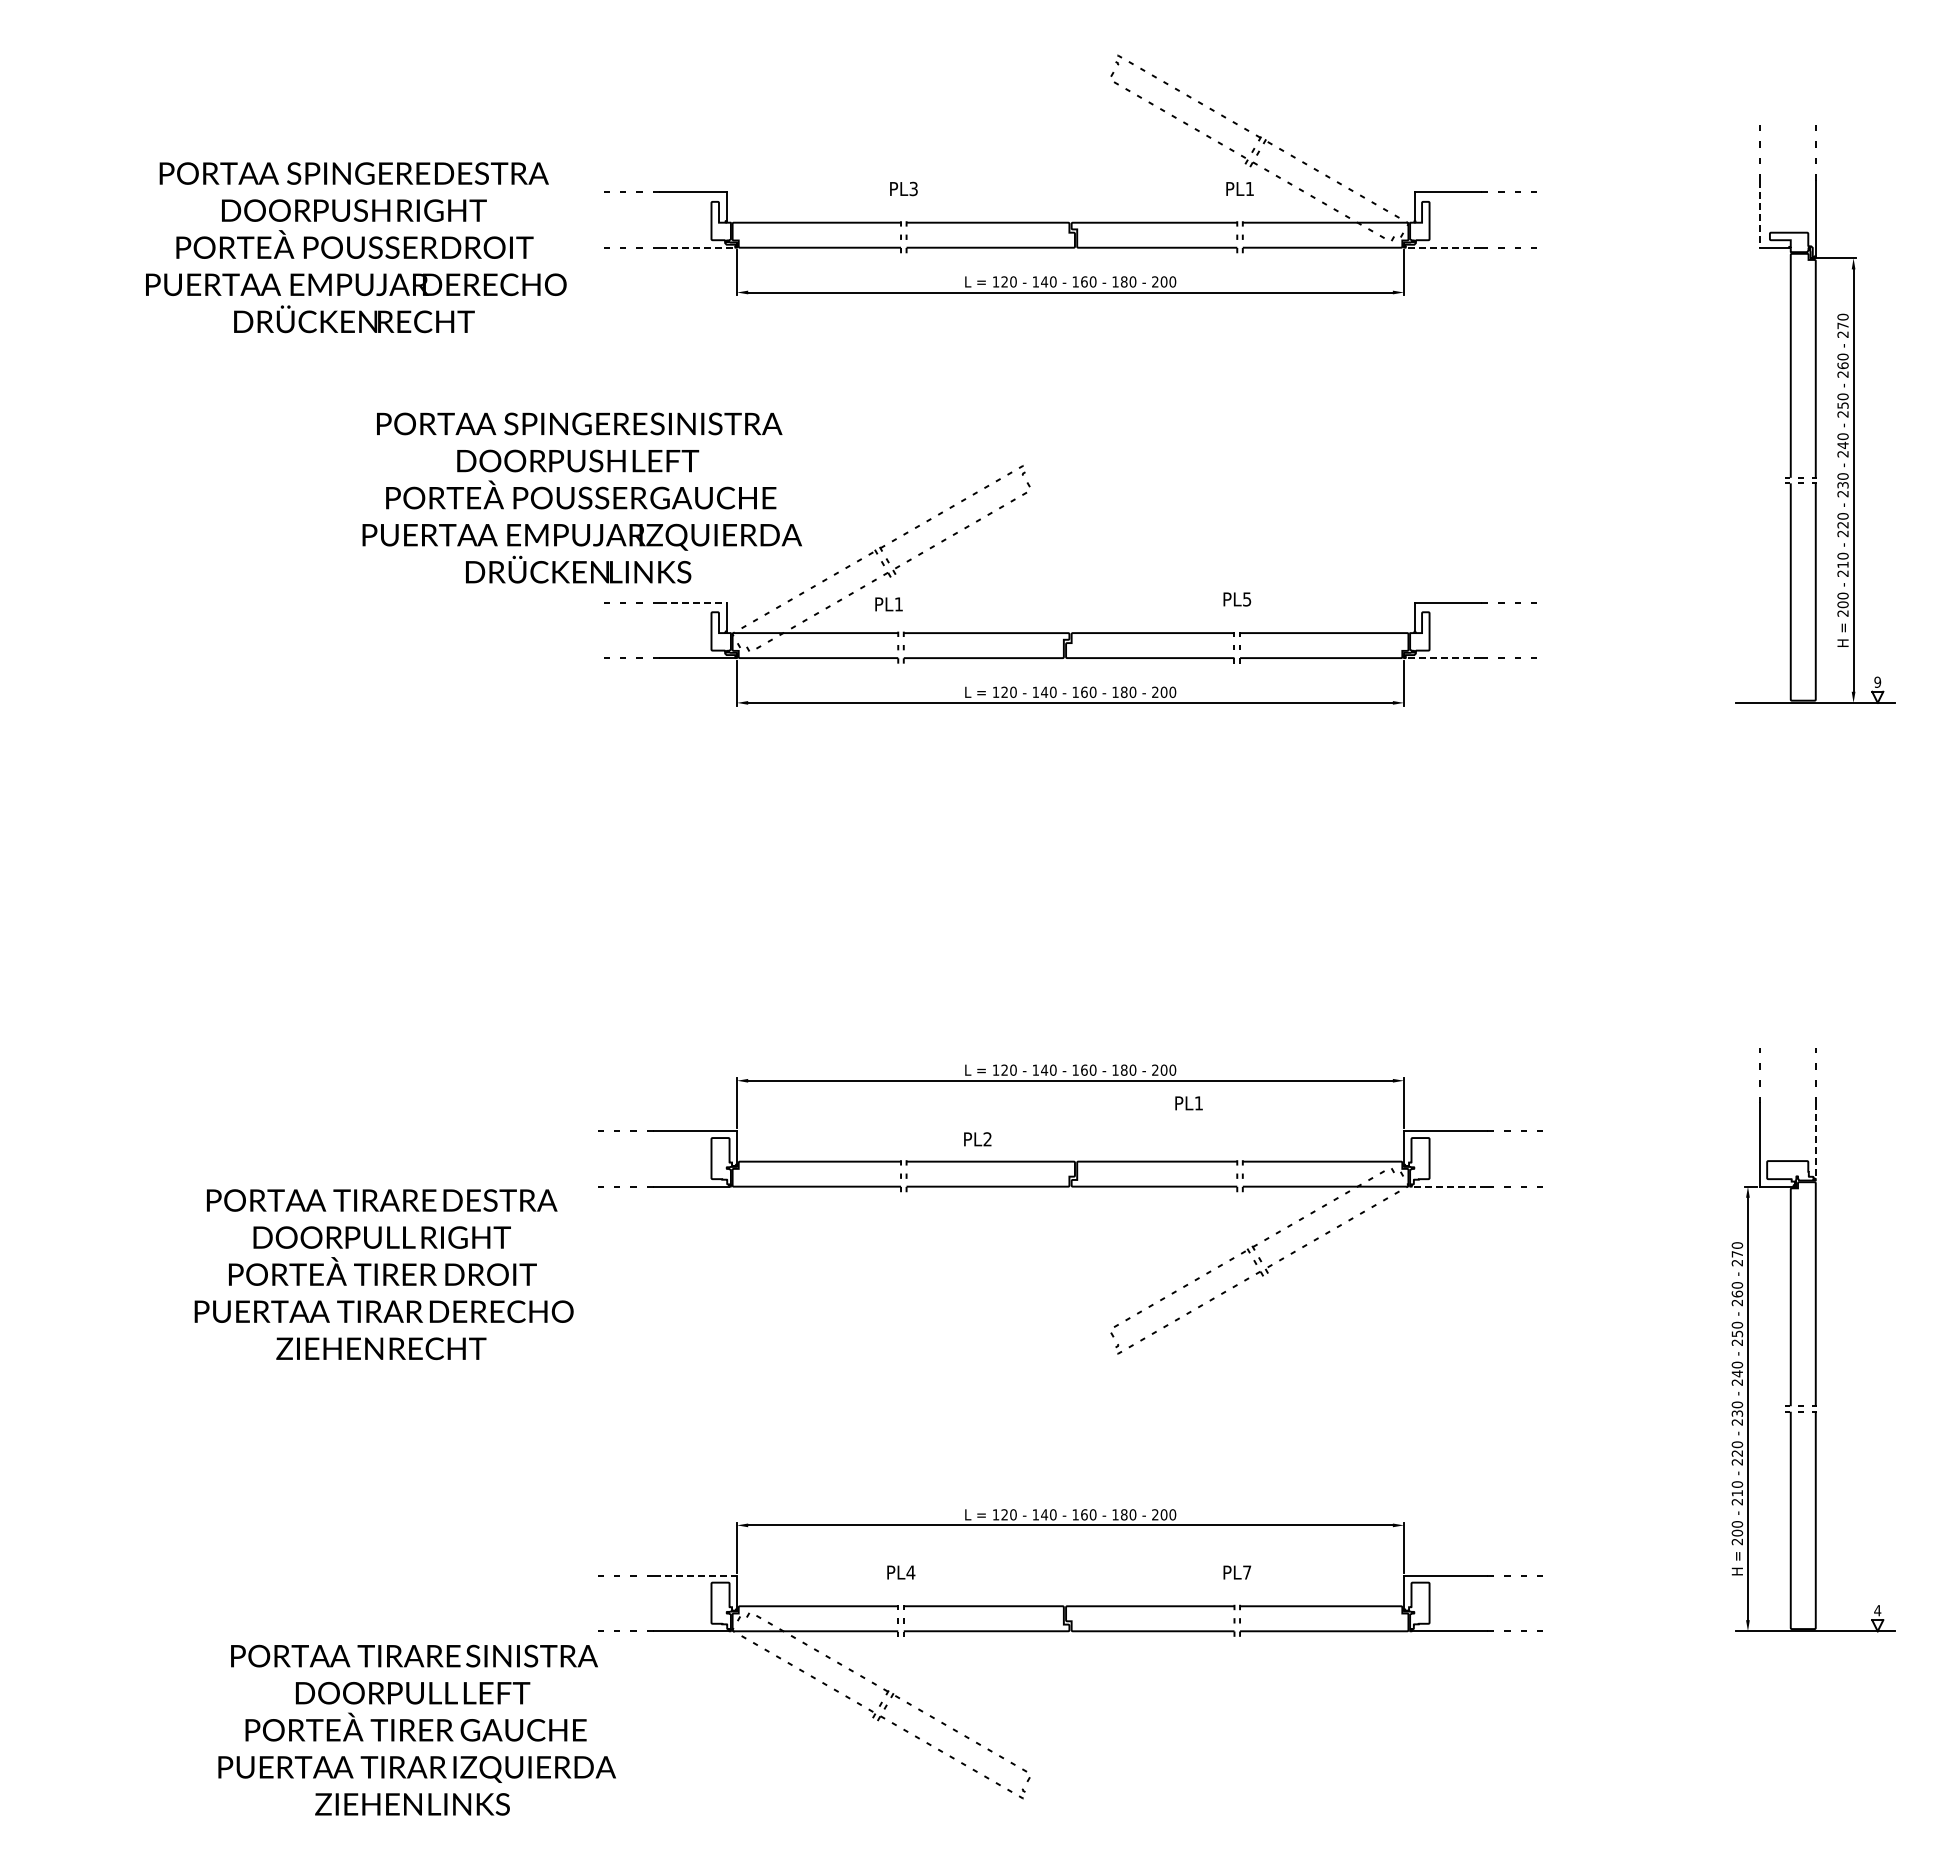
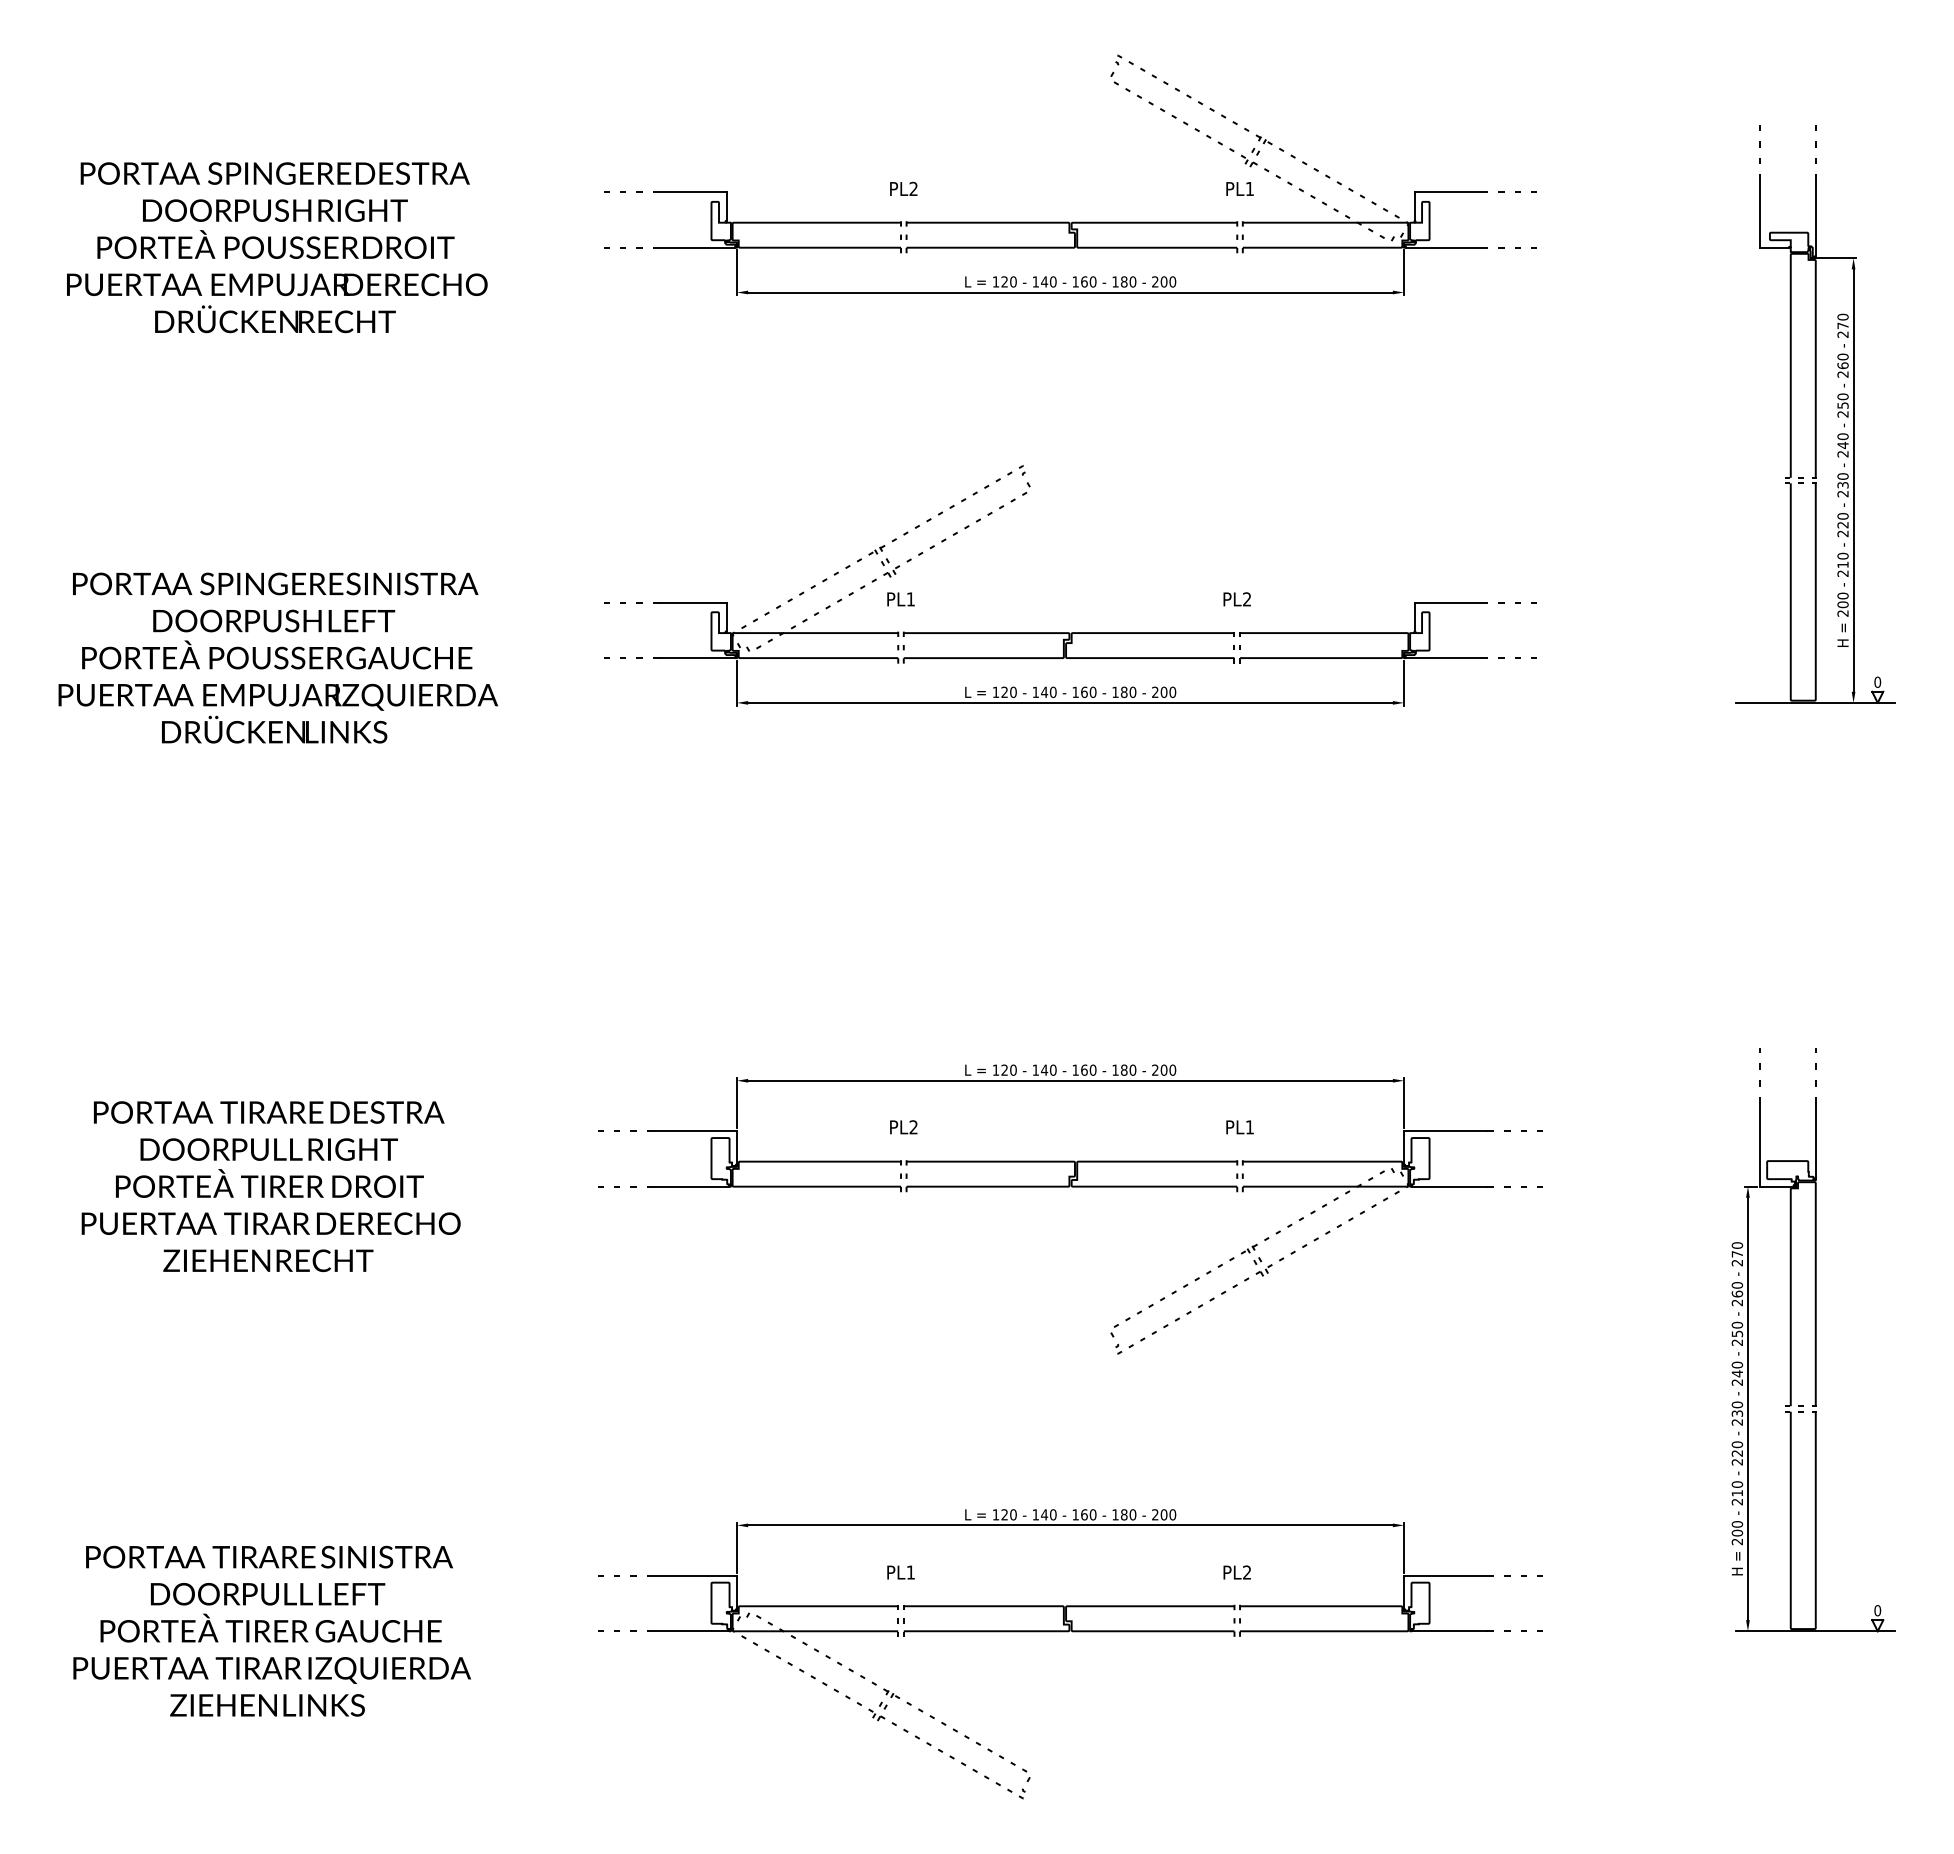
text: PL3 -> PL2 (913, 189)
line: dashed -> solid (1760, 214)
text position: (356, 247) -> (277, 247) (277, 247)
line: dashed -> solid (697, 247)
line: dashed -> solid (1443, 247)
text position: (581, 497) -> (277, 657) (277, 657)
text: PL5 -> PL2 (1247, 599)
line: dashed -> solid (693, 602)
text position: (888, 604) -> (900, 599) (900, 599)
line: dashed -> solid (1443, 658)
text: 9 -> 0 (1877, 682)
text position: (1188, 1103) -> (1239, 1127) (1239, 1127)
text position: (977, 1139) -> (903, 1127) (903, 1127)
line: dashed -> solid (1815, 1141)
line: dashed -> solid (1449, 1186)
text position: (383, 1274) -> (270, 1186) (270, 1186)
text: PL4 -> PL1 (910, 1572)
text: PL7 -> PL2 (1247, 1572)
line: dashed -> solid (695, 1575)
text: 4 -> 0 (1877, 1610)
text position: (416, 1729) -> (271, 1630) (271, 1630)
